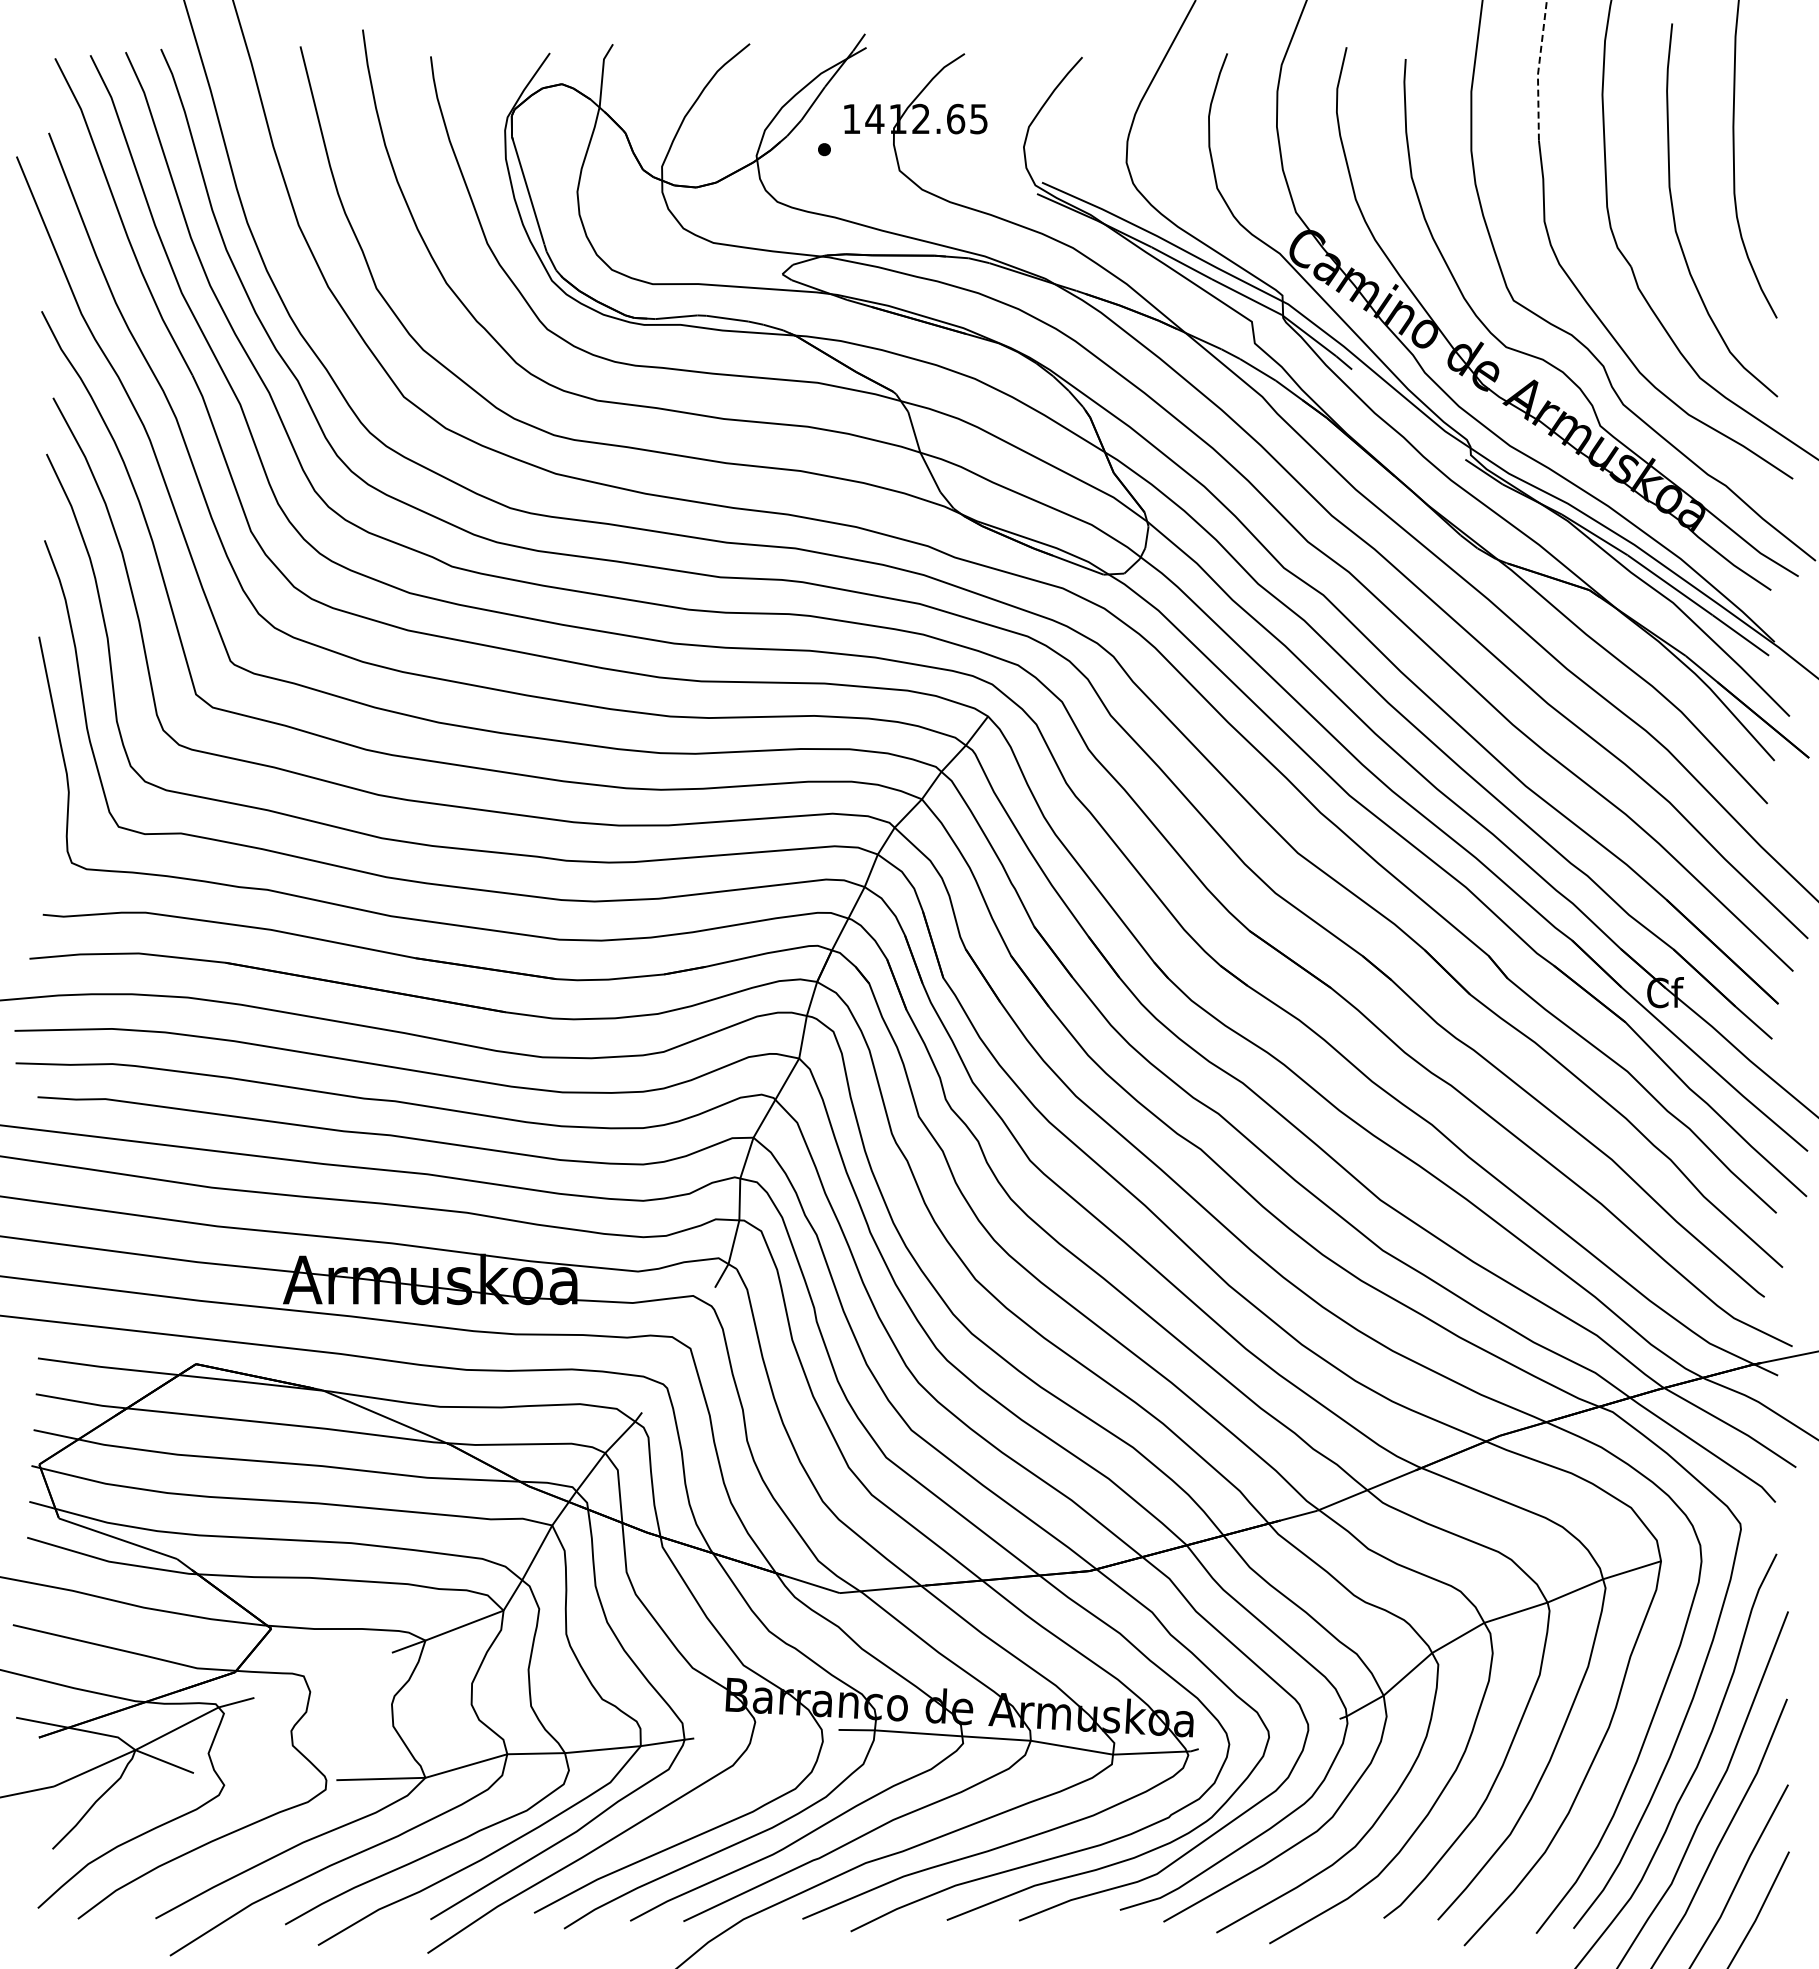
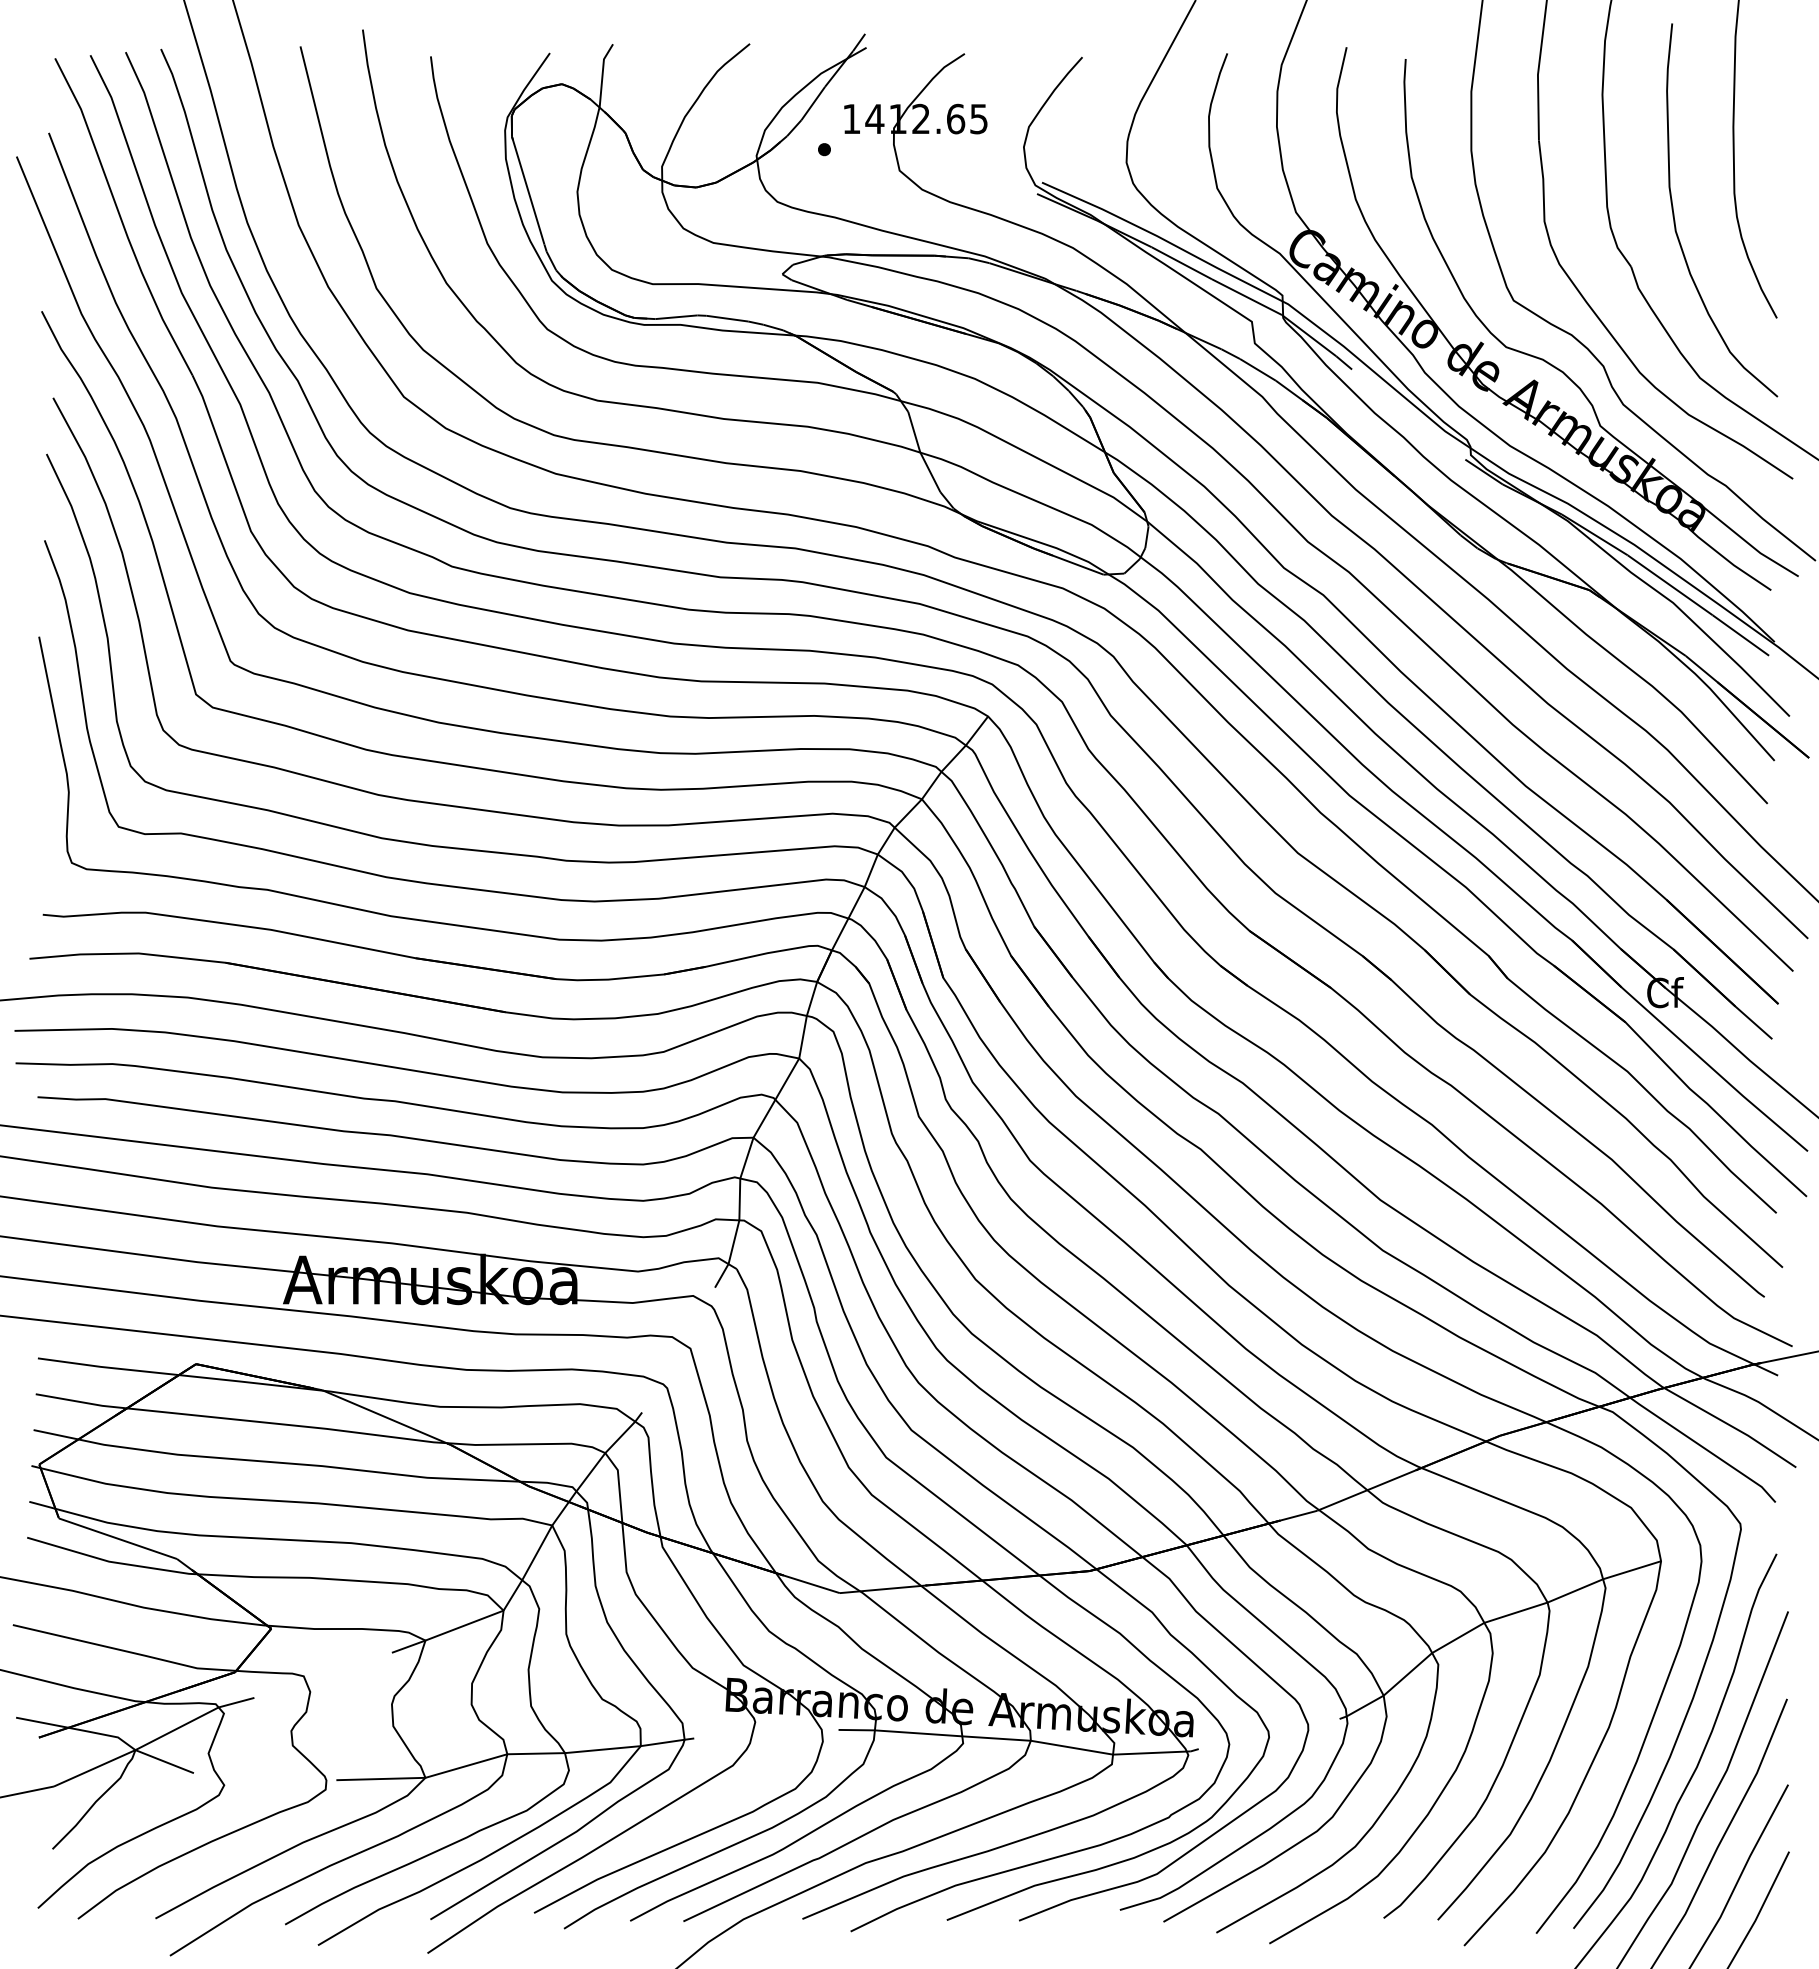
line: dashed -> solid (1538, 70)
